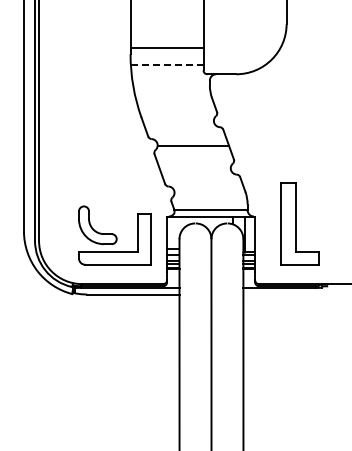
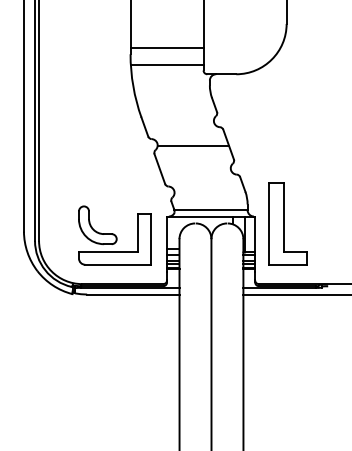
line: dashed -> solid (166, 65)
part position: (299, 223) -> (287, 223) (287, 223)
line: none -> present (295, 294)
